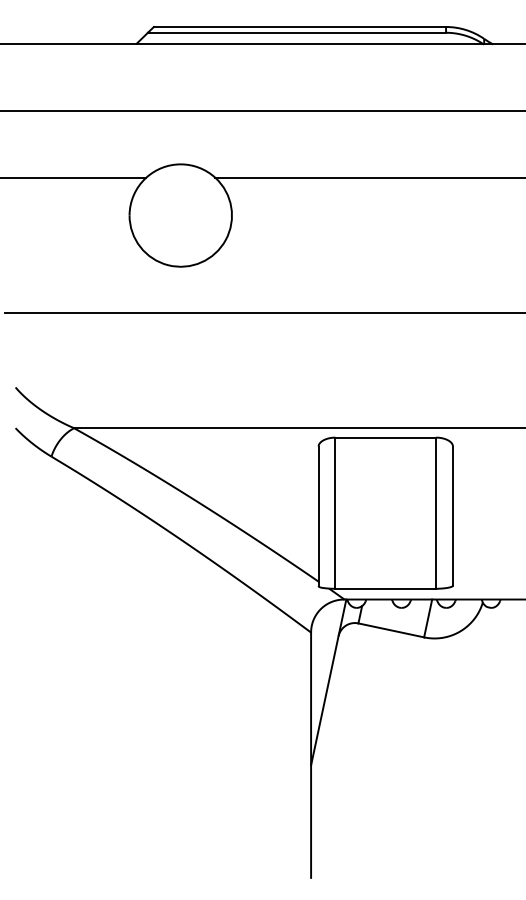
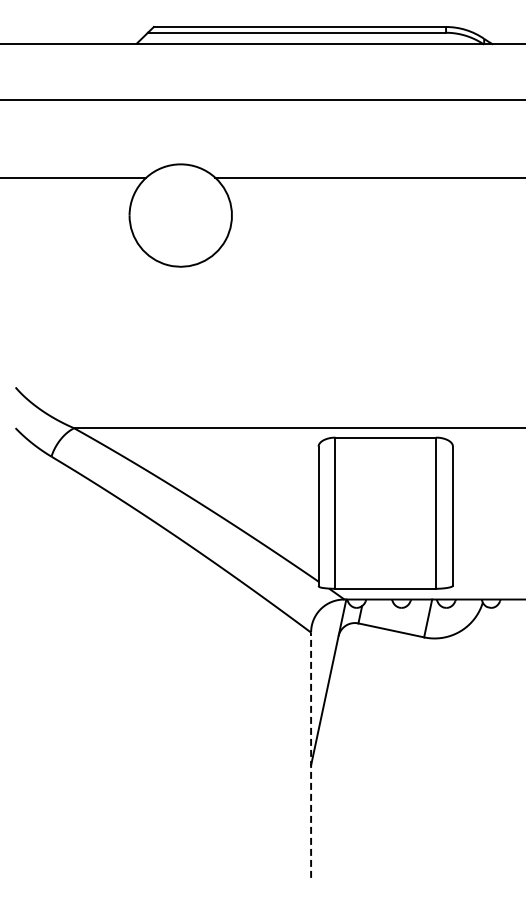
line position: (262, 110) -> (262, 99) (262, 99)
line: present -> none (263, 312)
line: solid -> dashed (311, 755)
